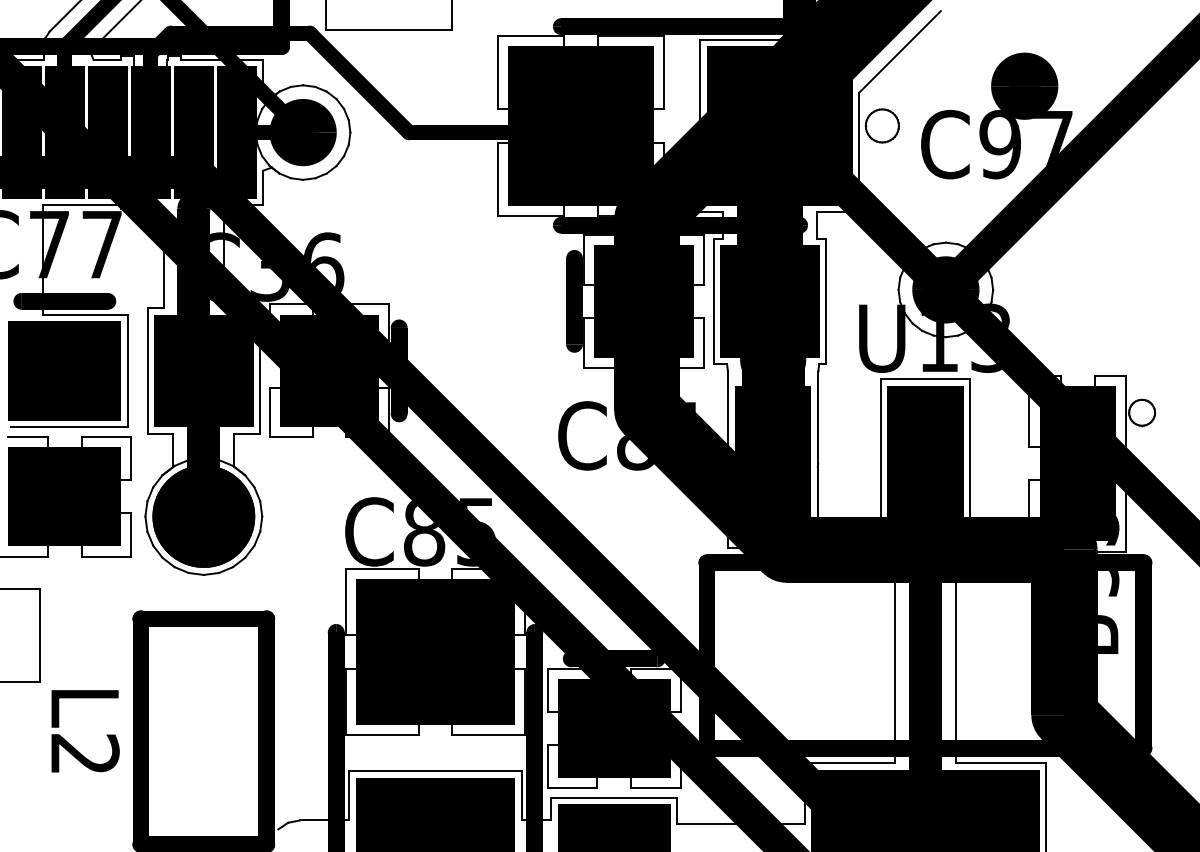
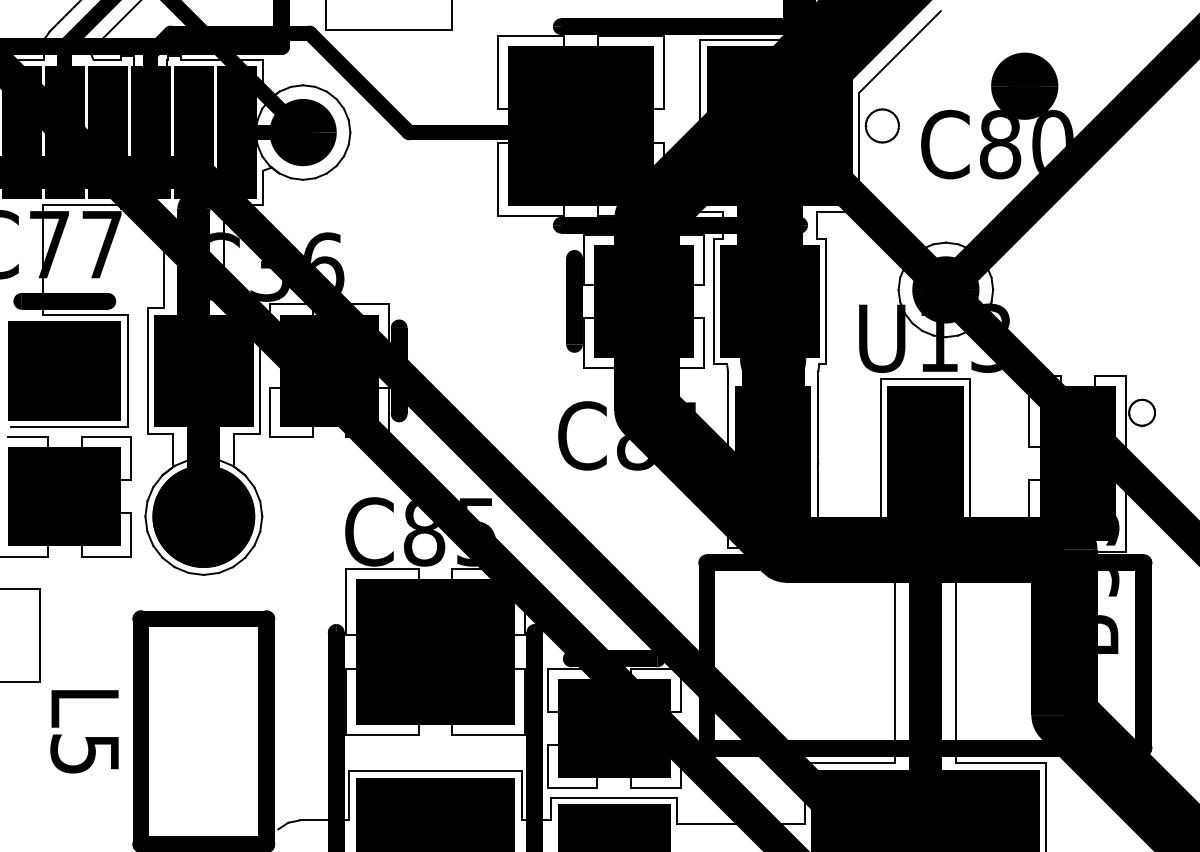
text: C97 -> C80 (1026, 144)
text: L2 -> L5 (84, 753)
